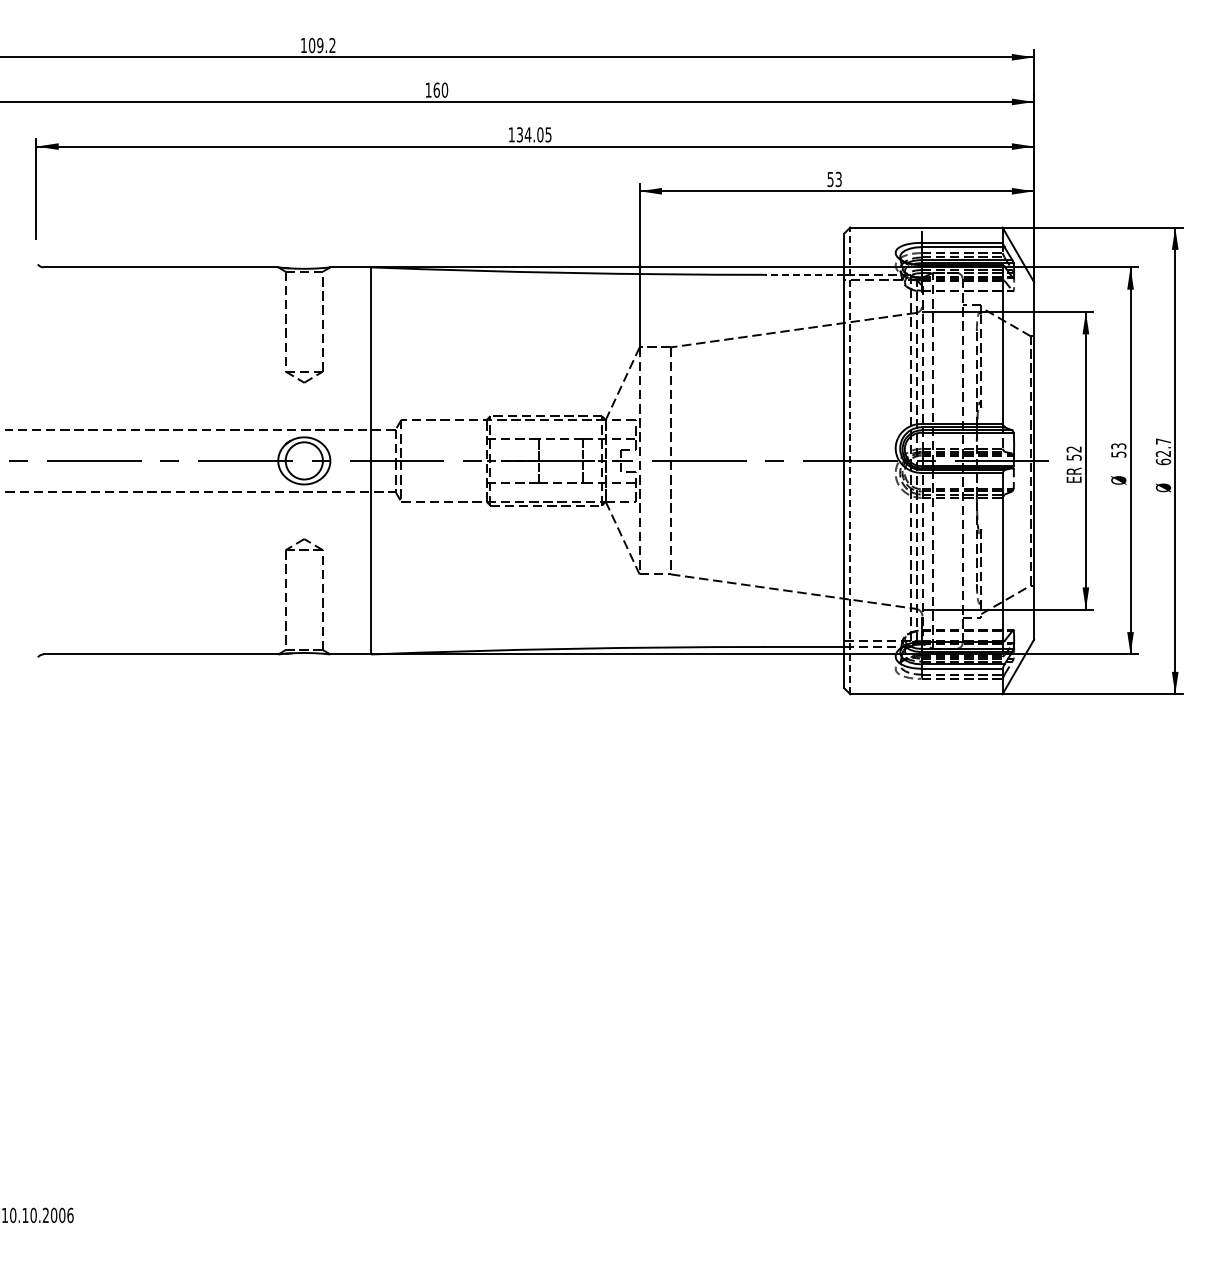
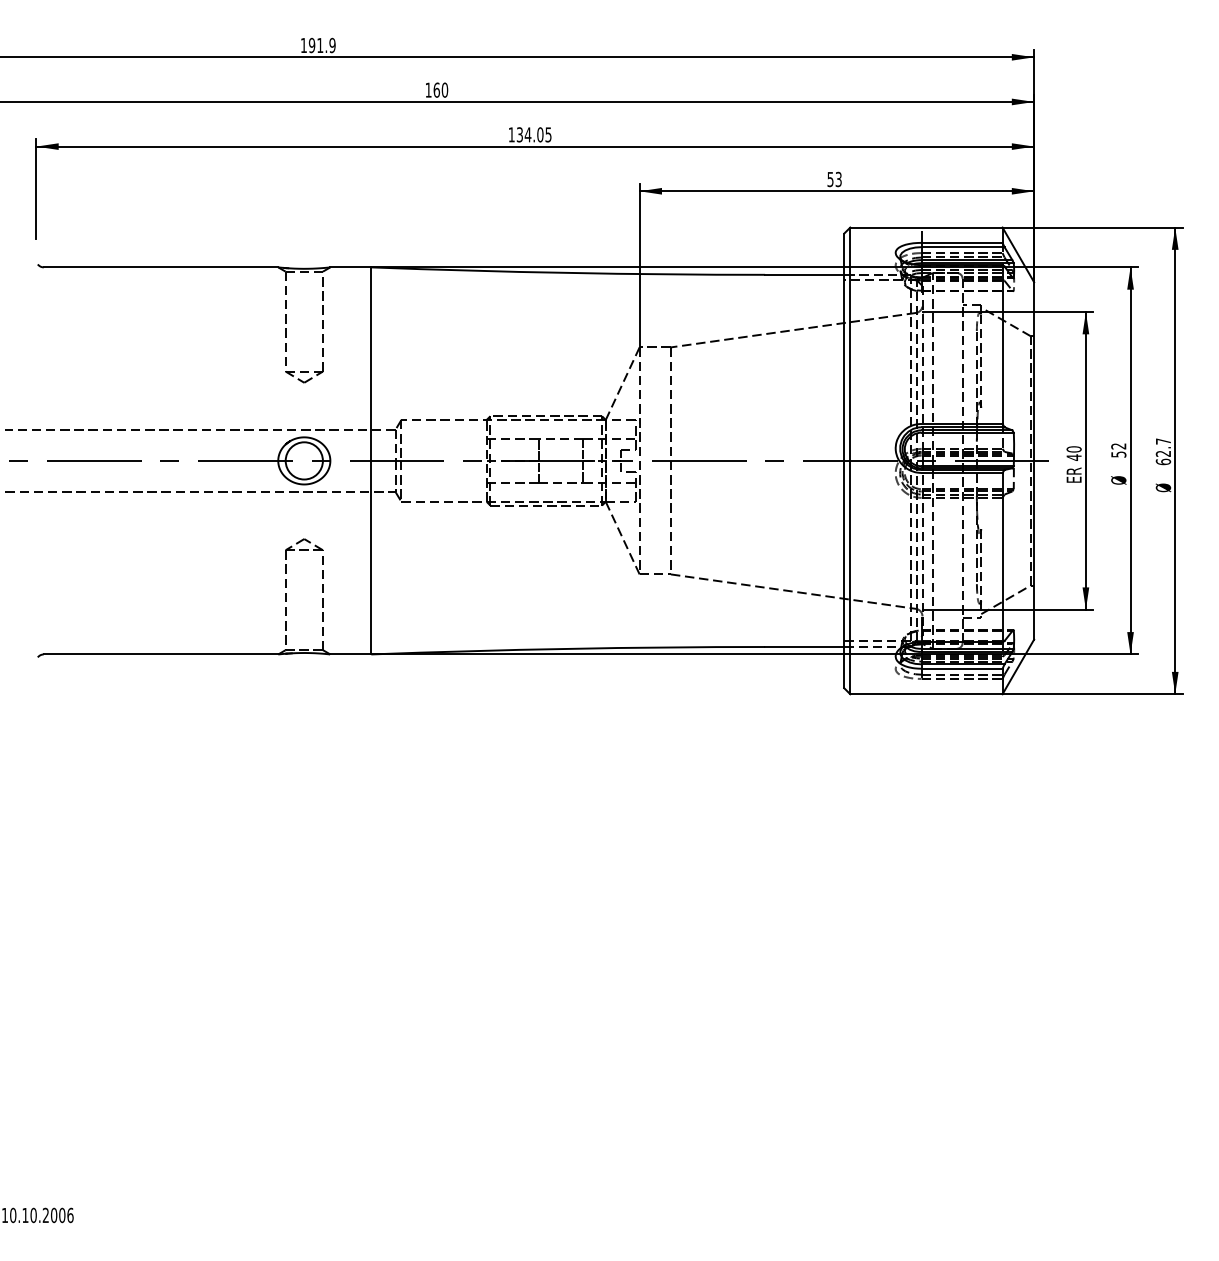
text: 109.2 -> 191.9 (321, 45)
line: dashed -> solid (804, 274)
text: 53 -> 52 (1118, 446)
text: 52 -> 40 (1073, 453)
line: dashed -> solid (850, 460)
